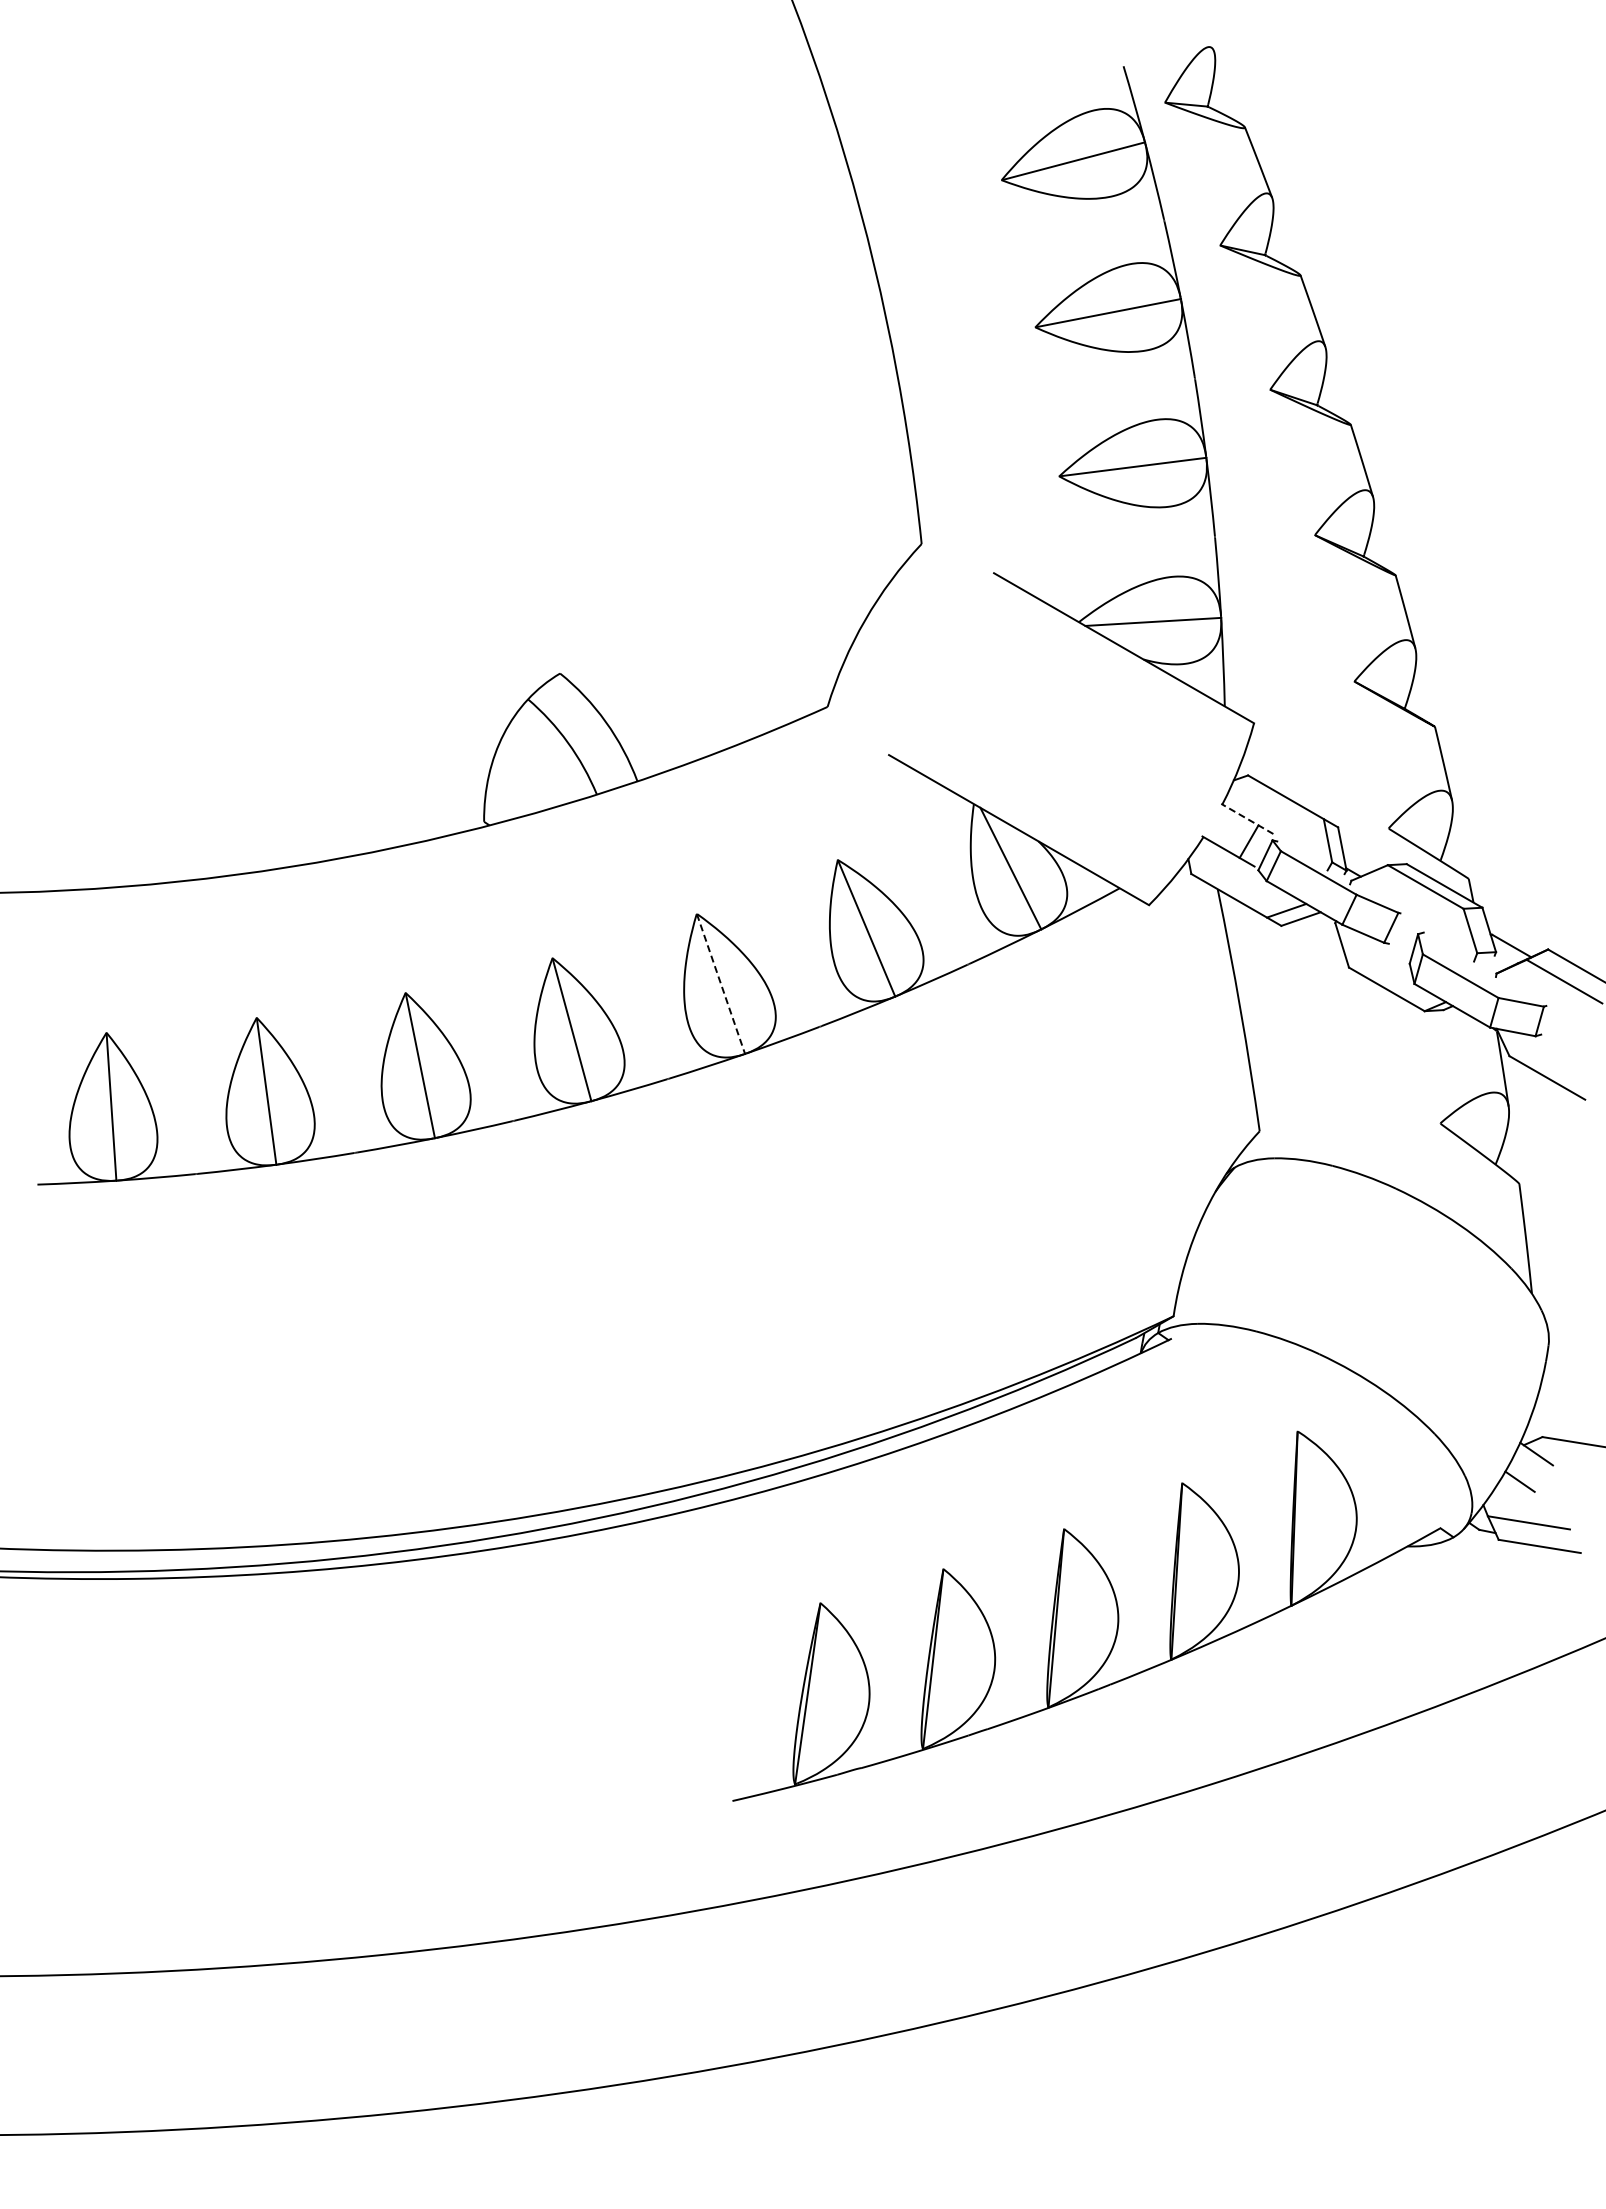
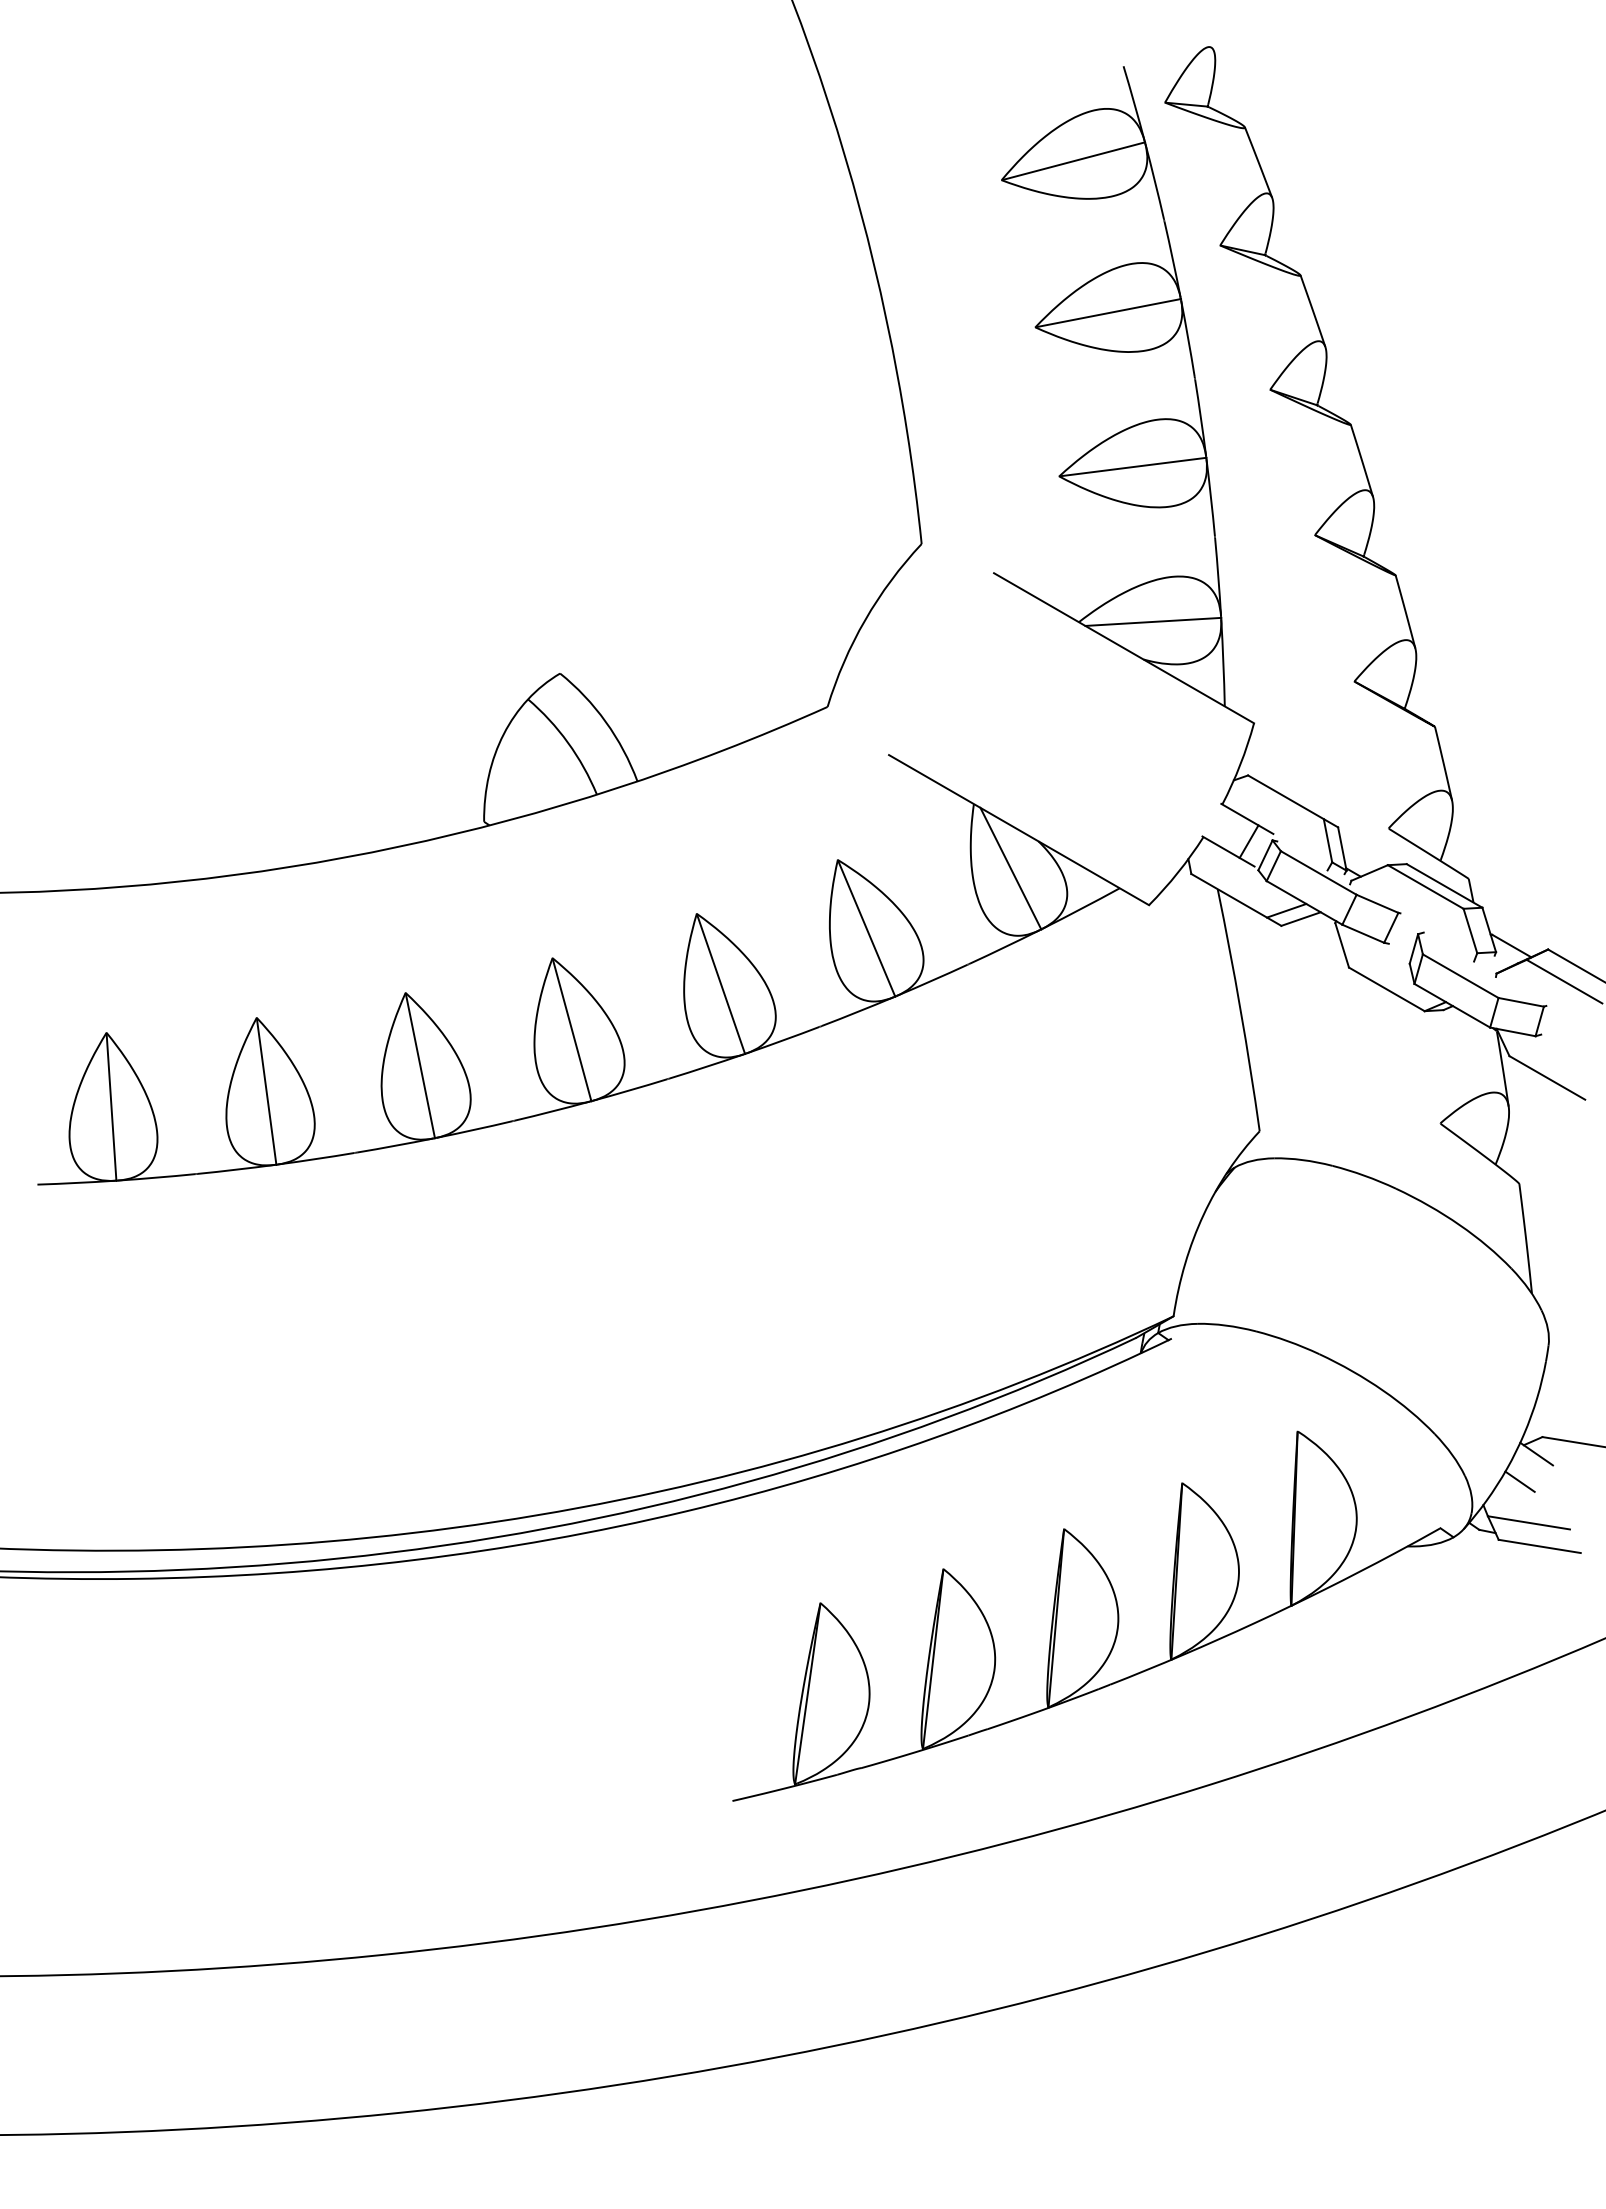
line: dashed -> solid (1246, 818)
line: dashed -> solid (720, 983)
